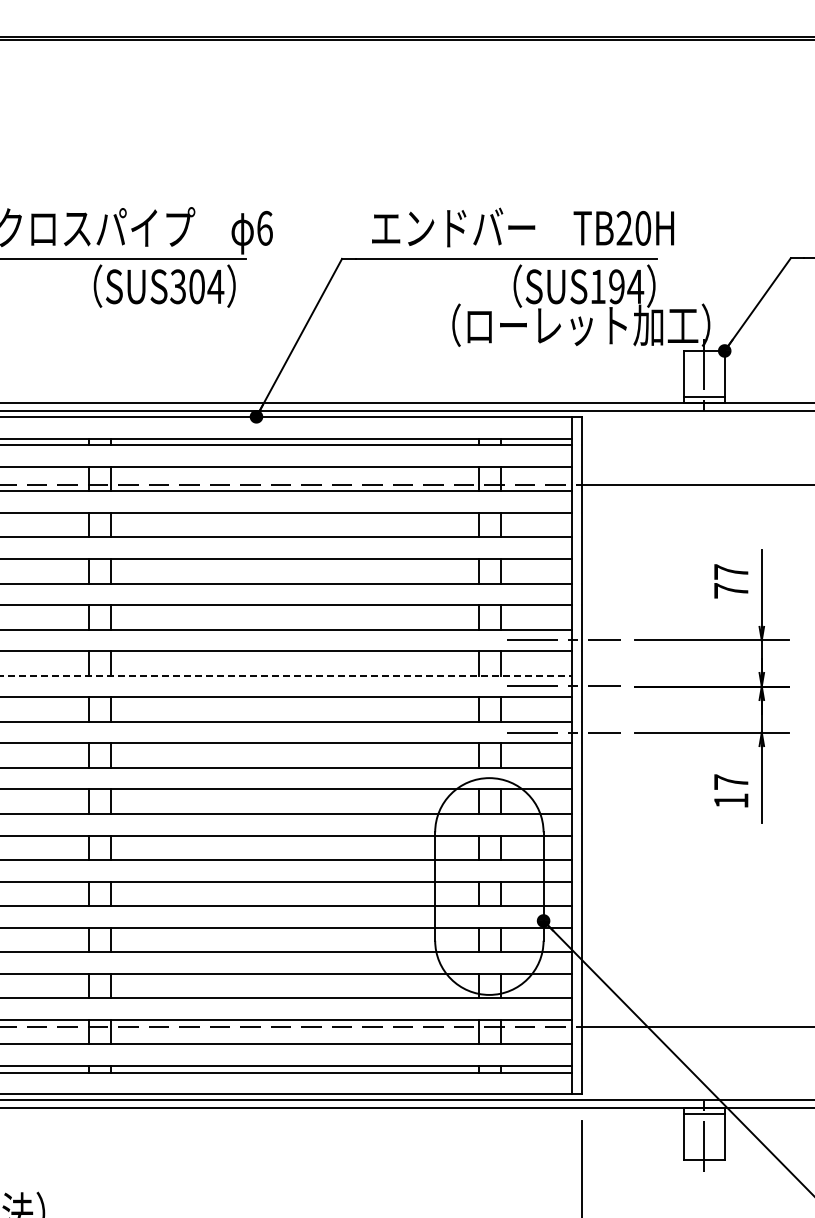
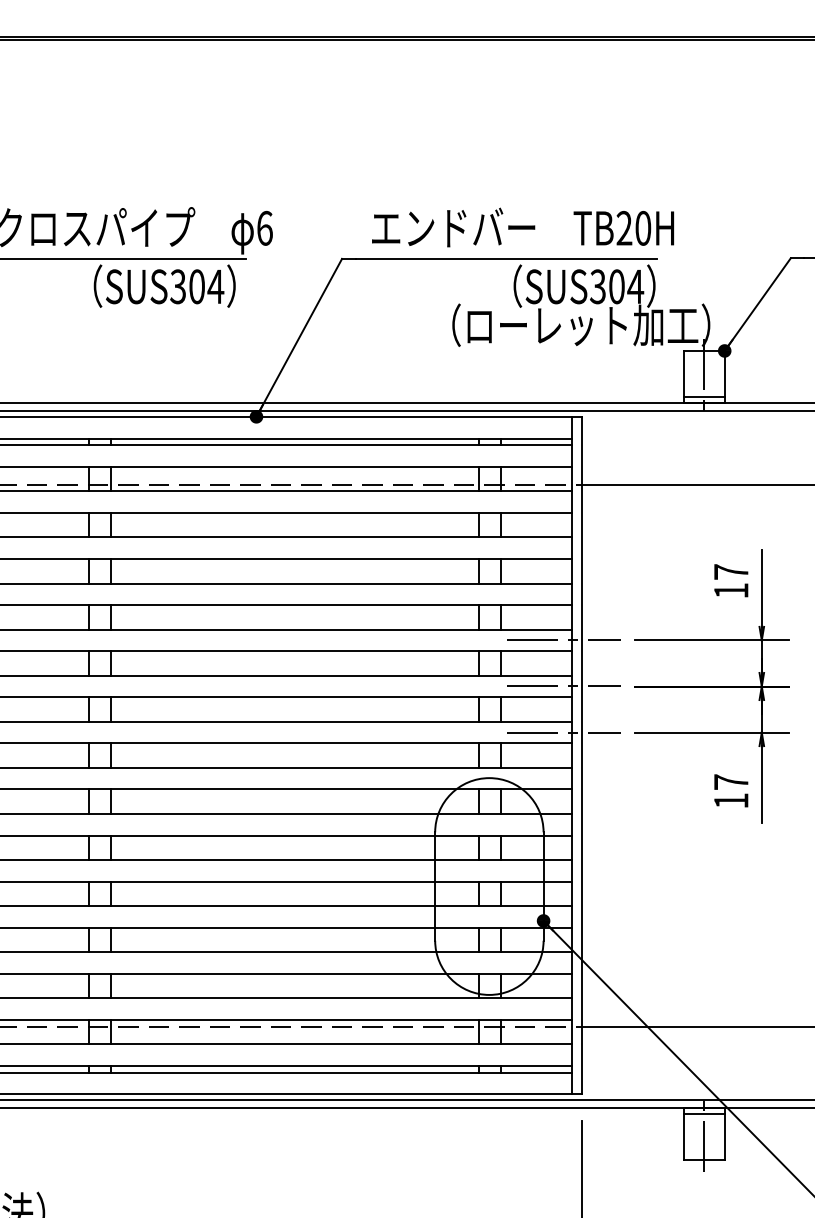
text: SUS194 -> SUS304 (607, 286)
text: 77 -> 17 (731, 590)
line: dashed -> solid (286, 675)
